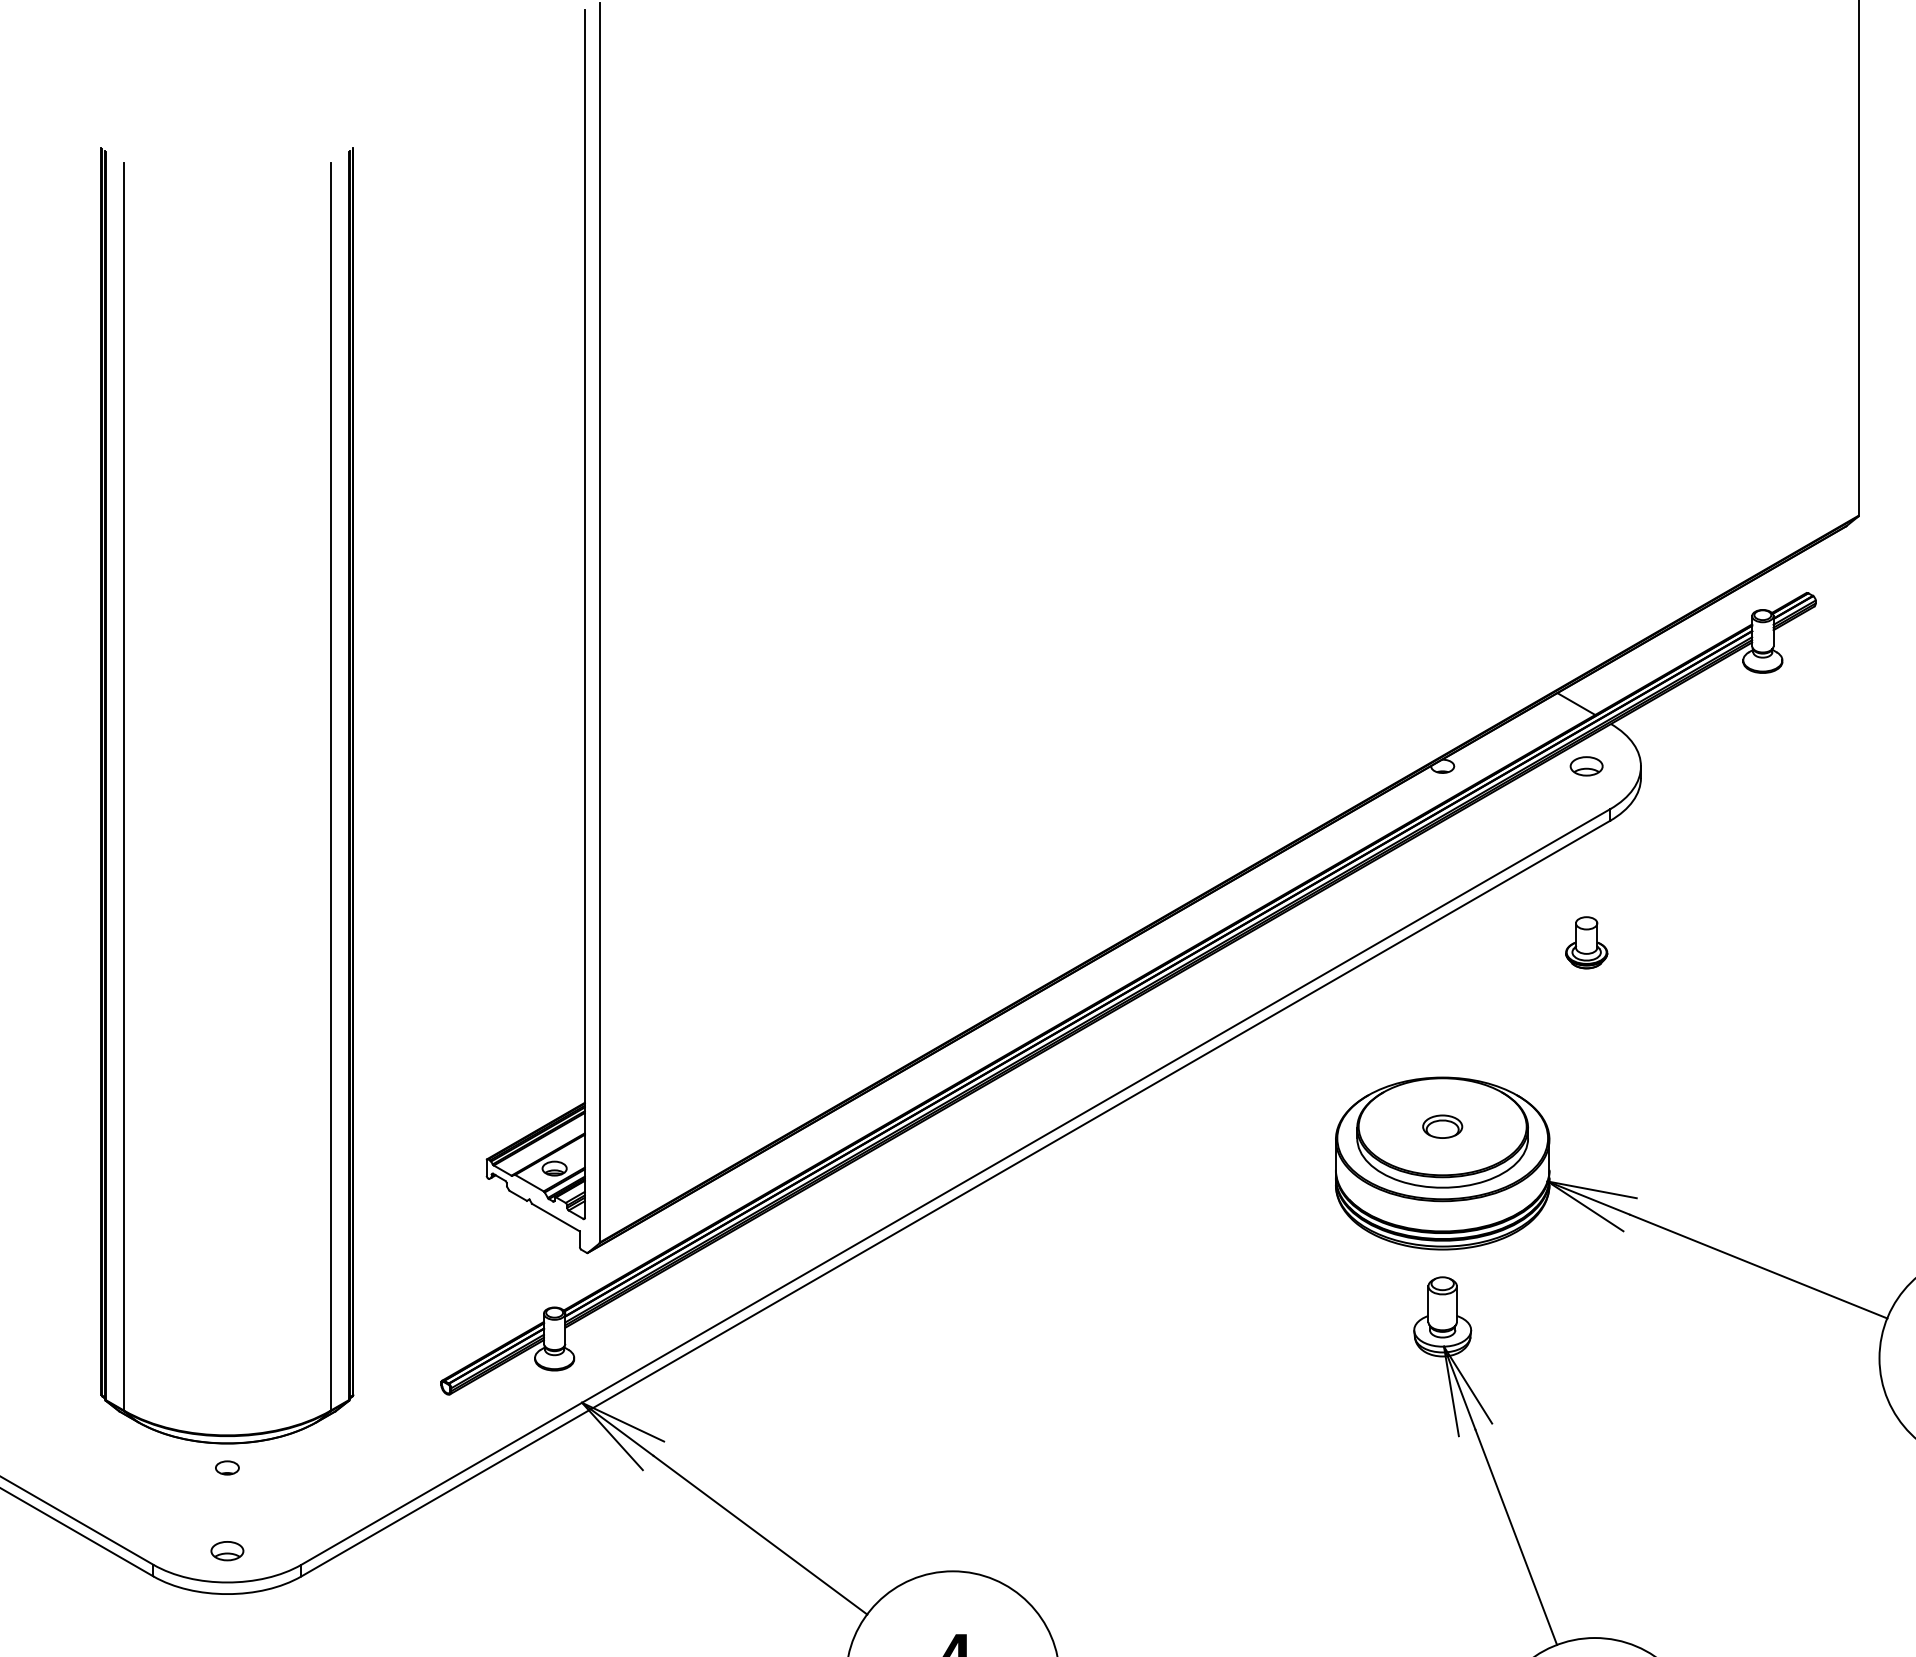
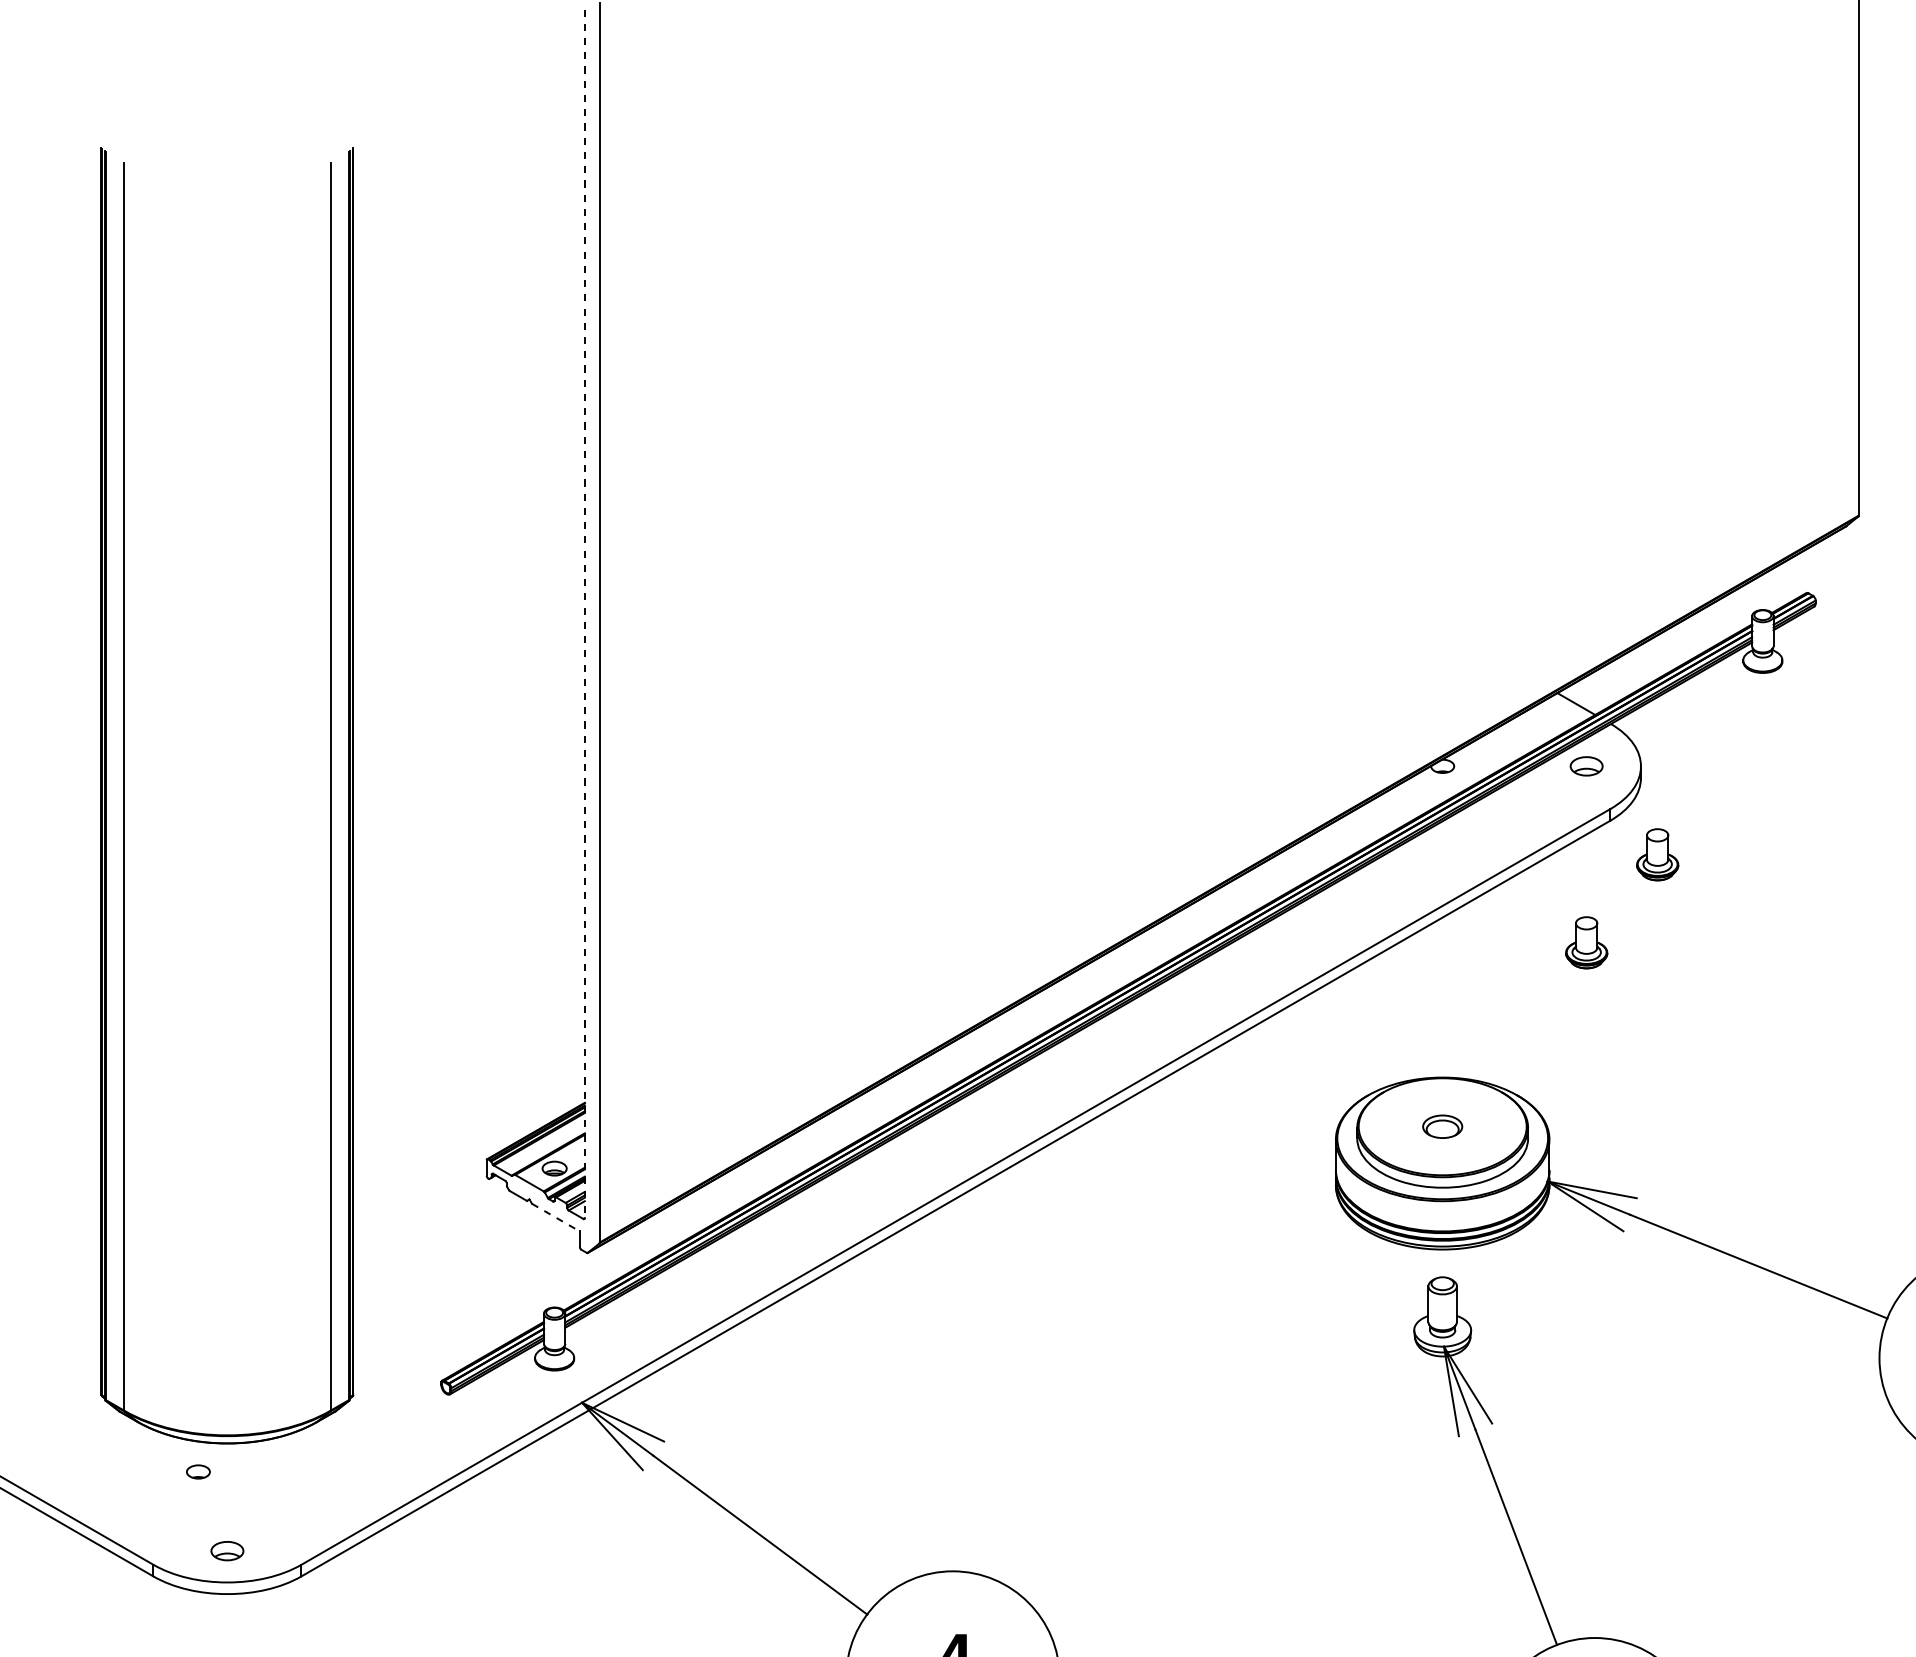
line: solid -> dashed (584, 614)
part: none -> present (1657, 854)
line: solid -> dashed (555, 1217)
part position: (227, 1467) -> (198, 1471) (198, 1471)
